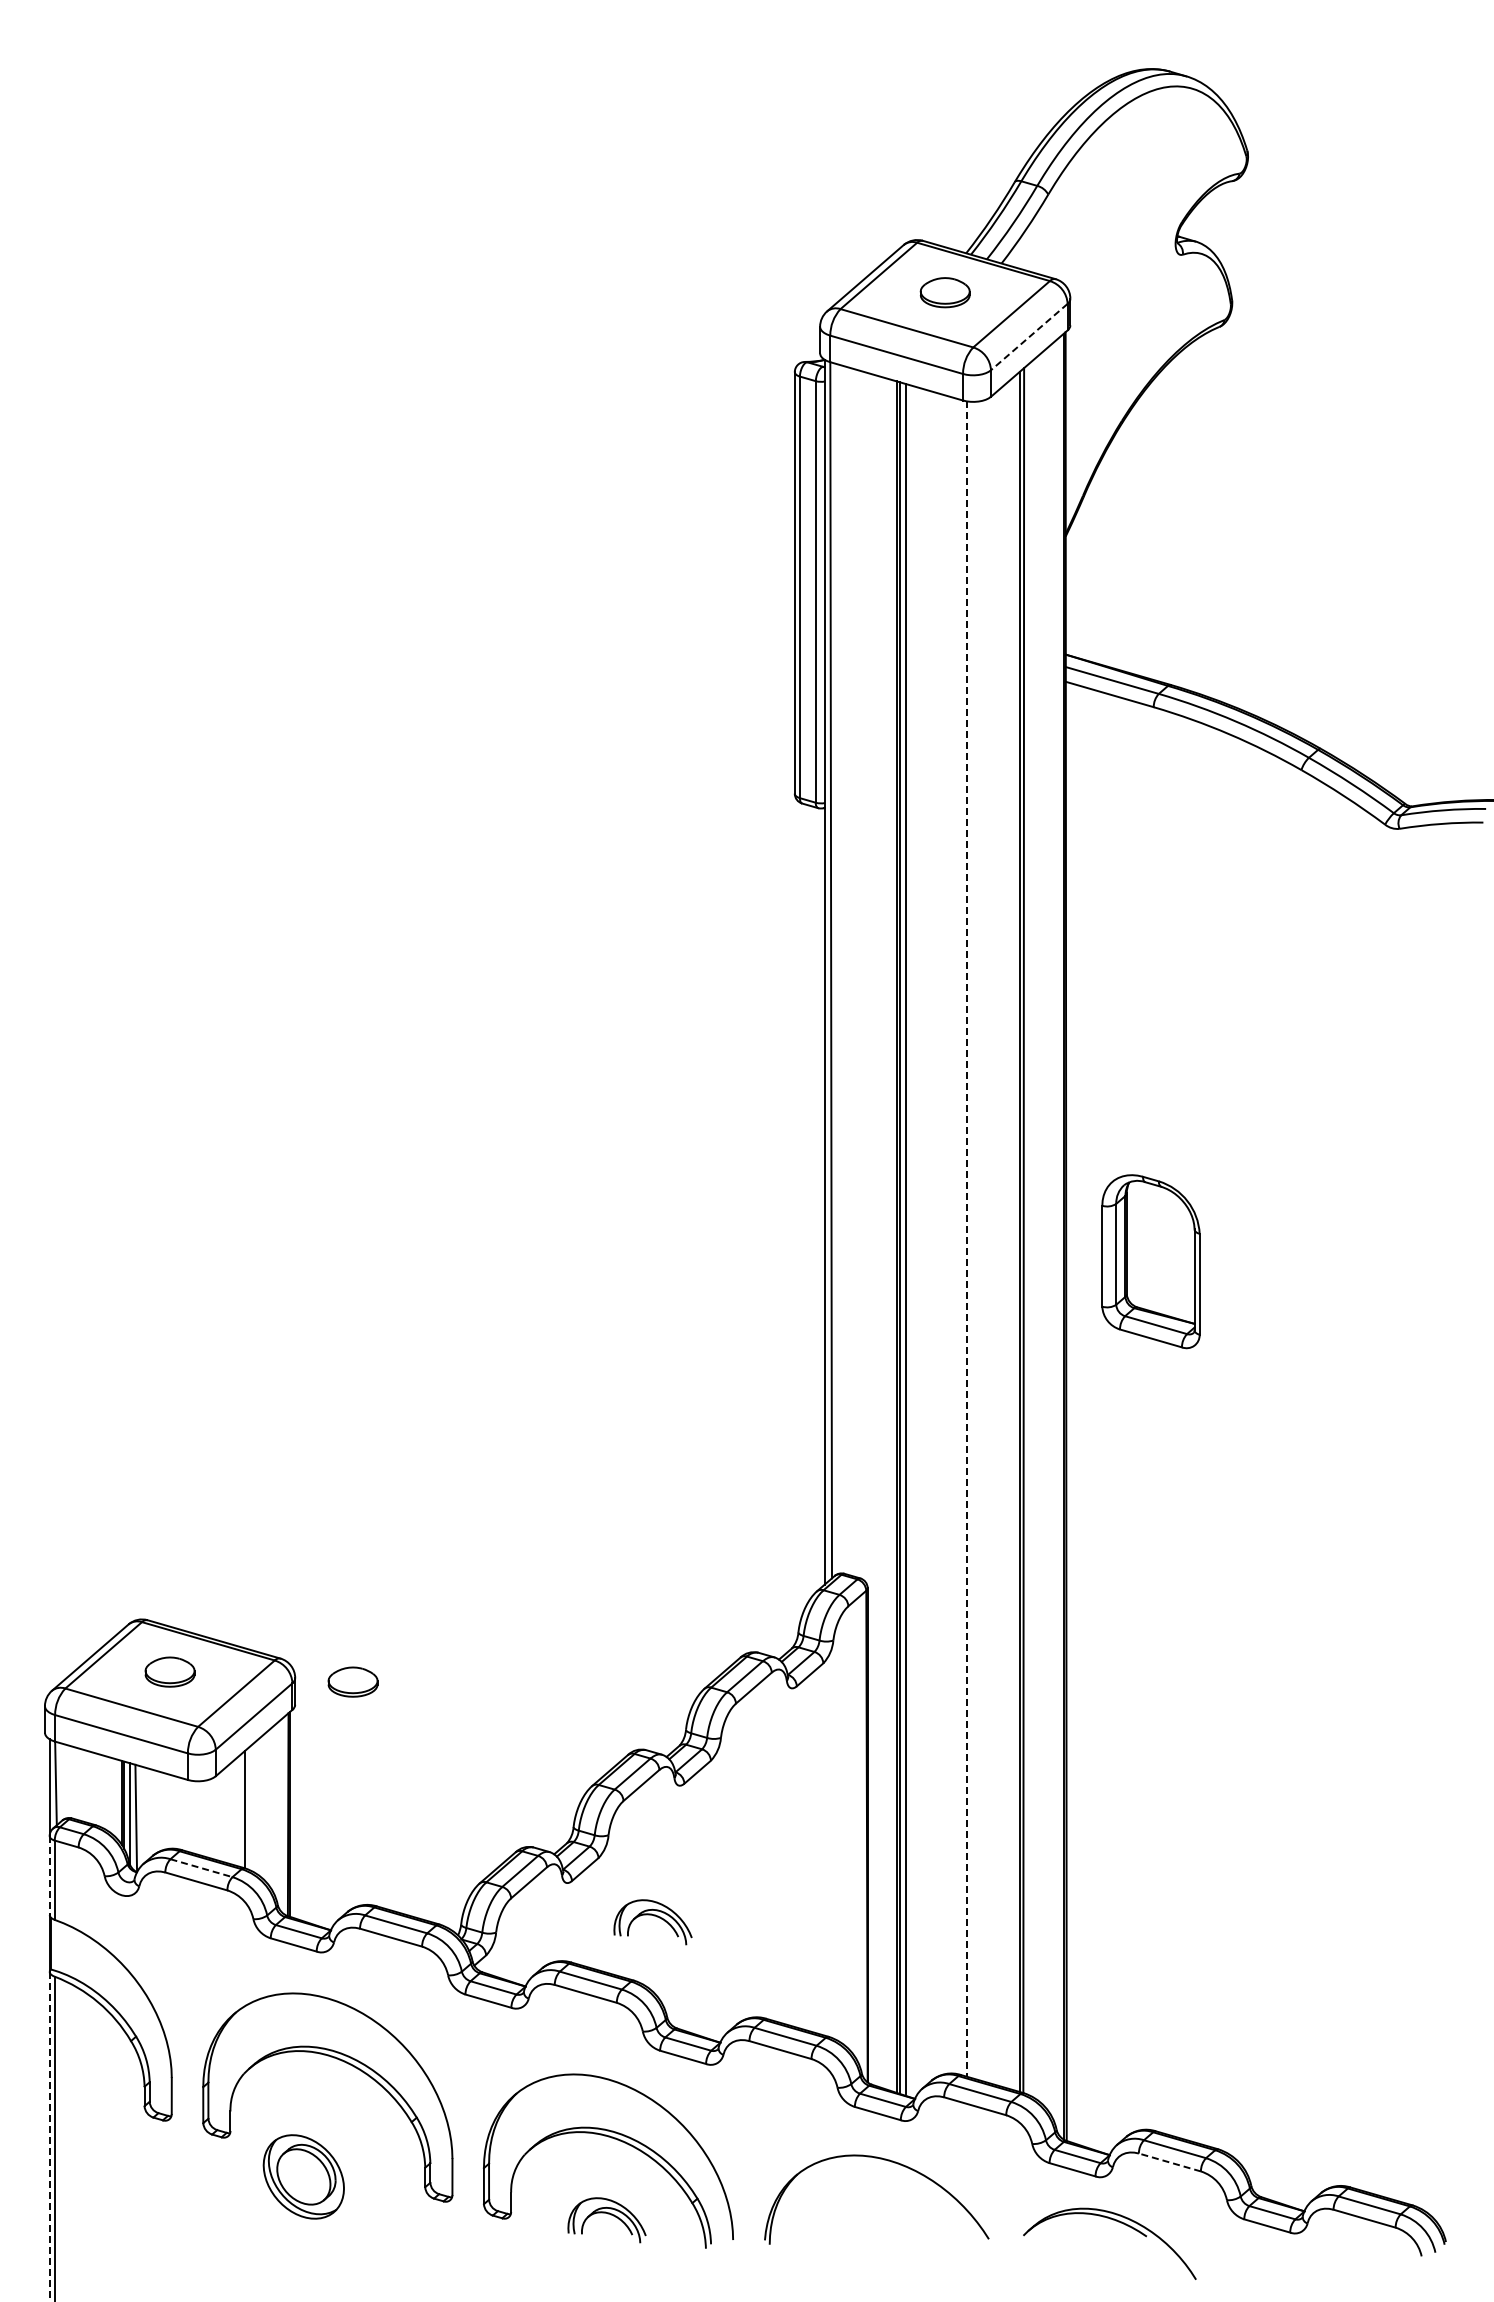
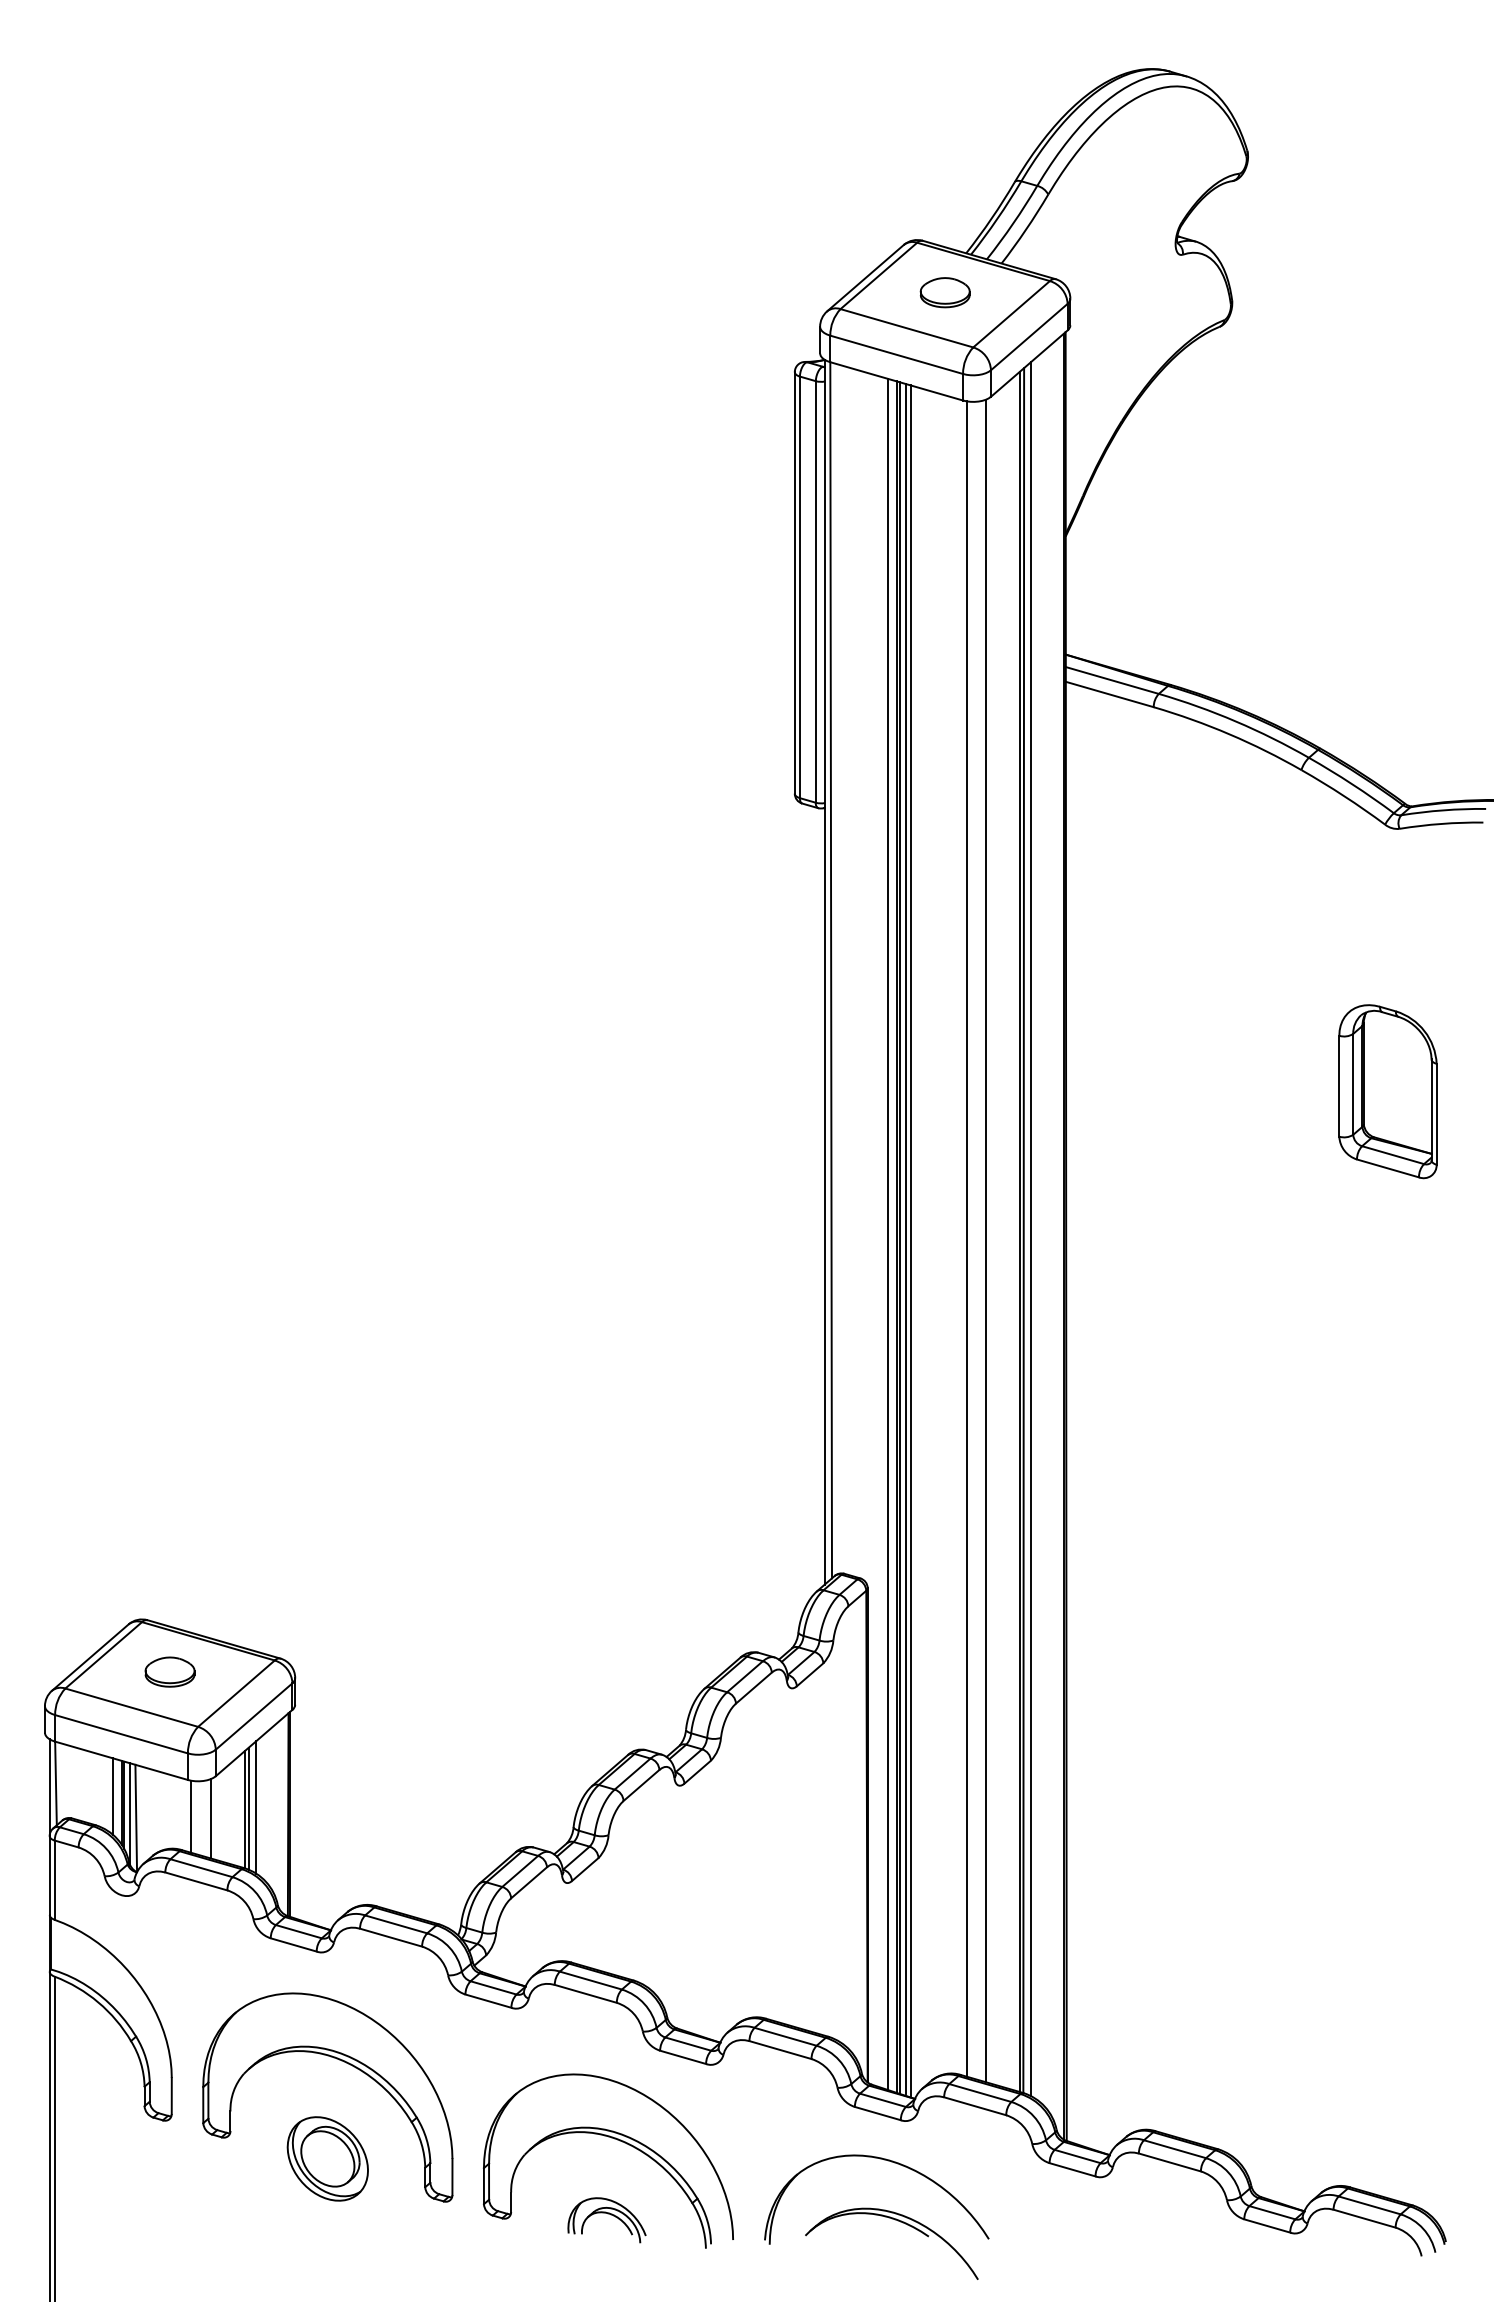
line: dashed -> solid (1029, 337)
line: none -> present (1031, 1228)
line: none -> present (887, 1233)
line: dashed -> solid (966, 1238)
line: none -> present (910, 1240)
line: none -> present (986, 1240)
part position: (1150, 1261) -> (1387, 1091) (1387, 1091)
part: present -> none (352, 1681)
line: none -> present (112, 1796)
line: none -> present (256, 1807)
line: none -> present (248, 1808)
line: none -> present (191, 1816)
line: none -> present (210, 1818)
line: dashed -> solid (201, 1868)
line: dashed -> solid (49, 1875)
part: present -> none (653, 1916)
line: dashed -> solid (49, 2136)
line: dashed -> solid (1169, 2162)
part position: (303, 2176) -> (327, 2158) (327, 2158)
part position: (1120, 2223) -> (902, 2223) (902, 2223)
